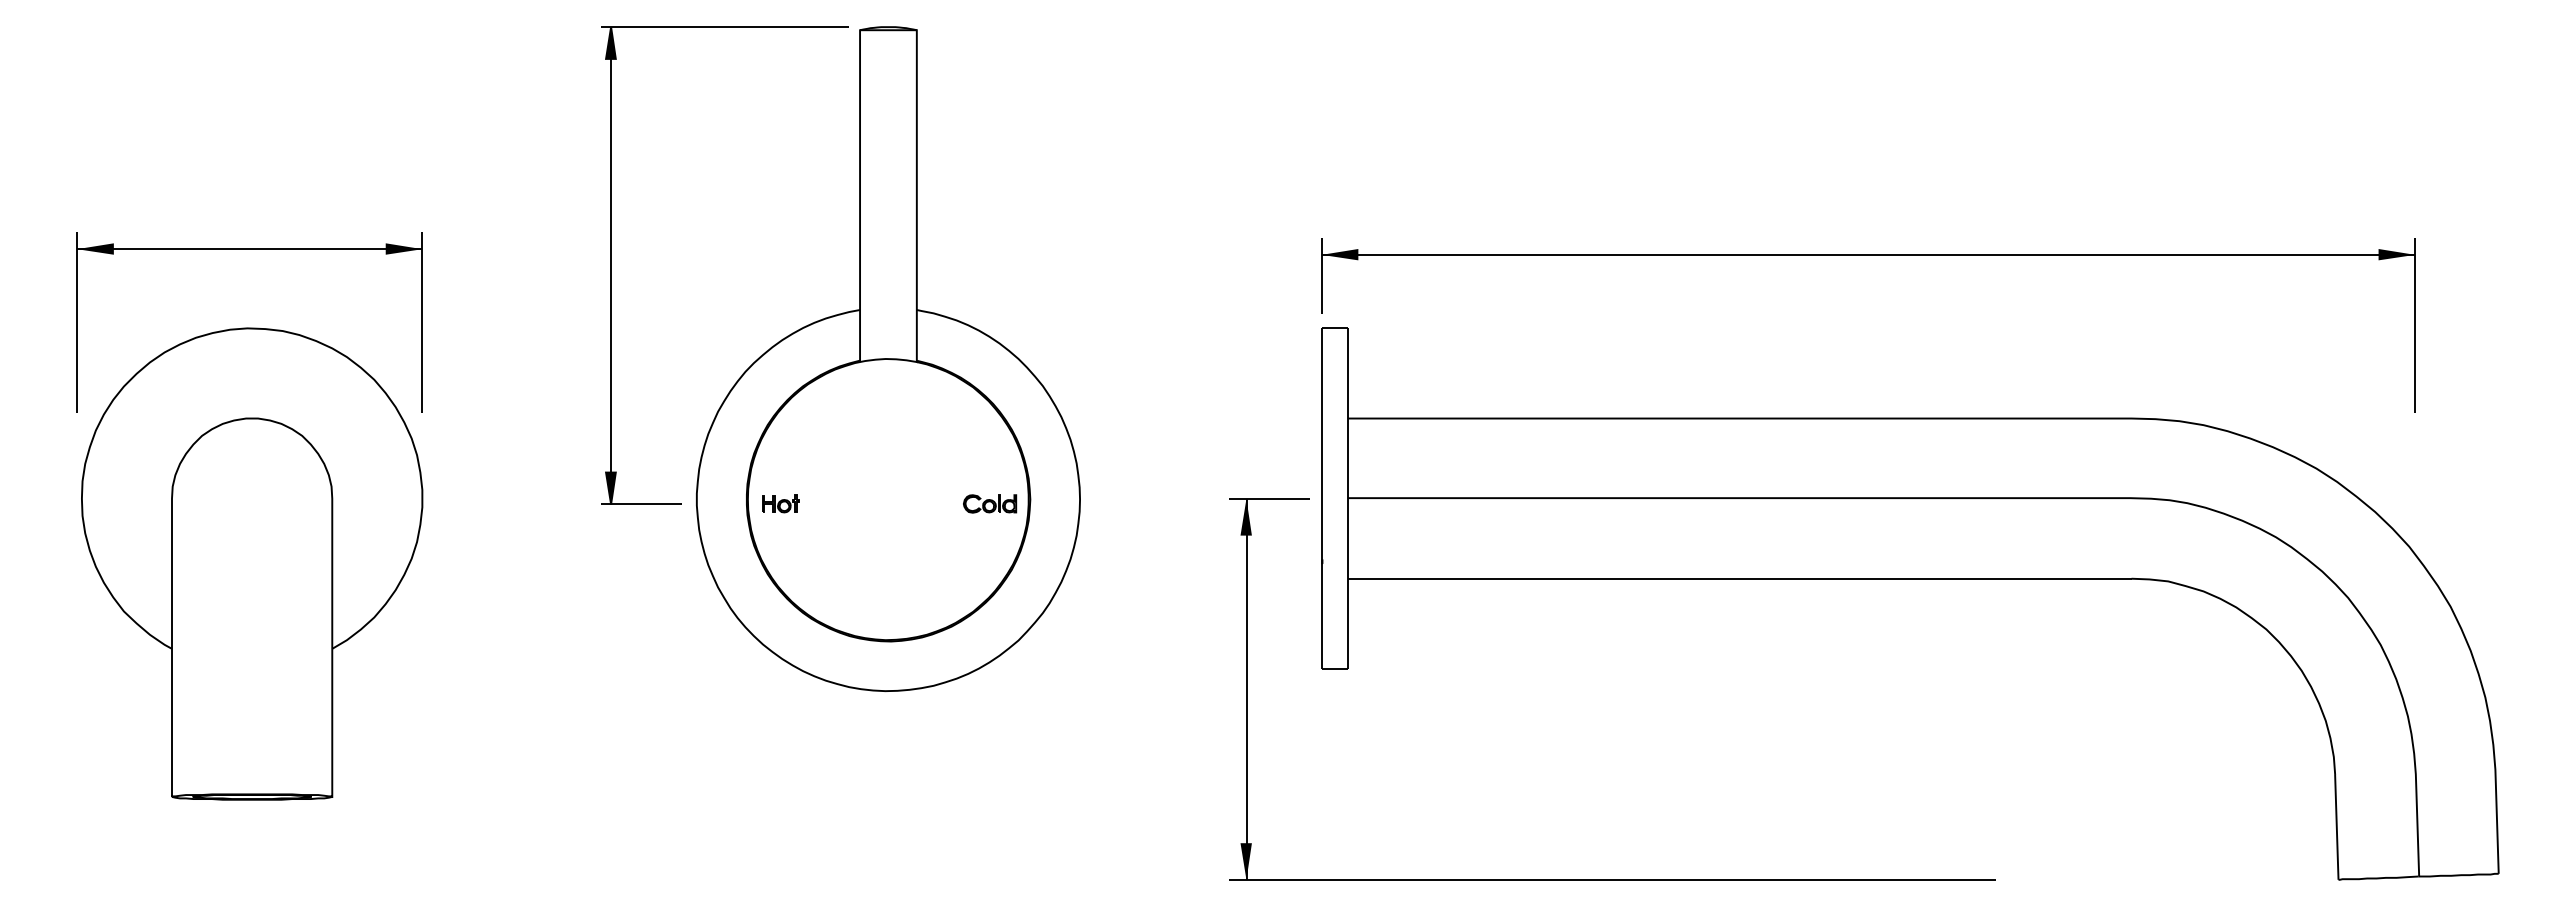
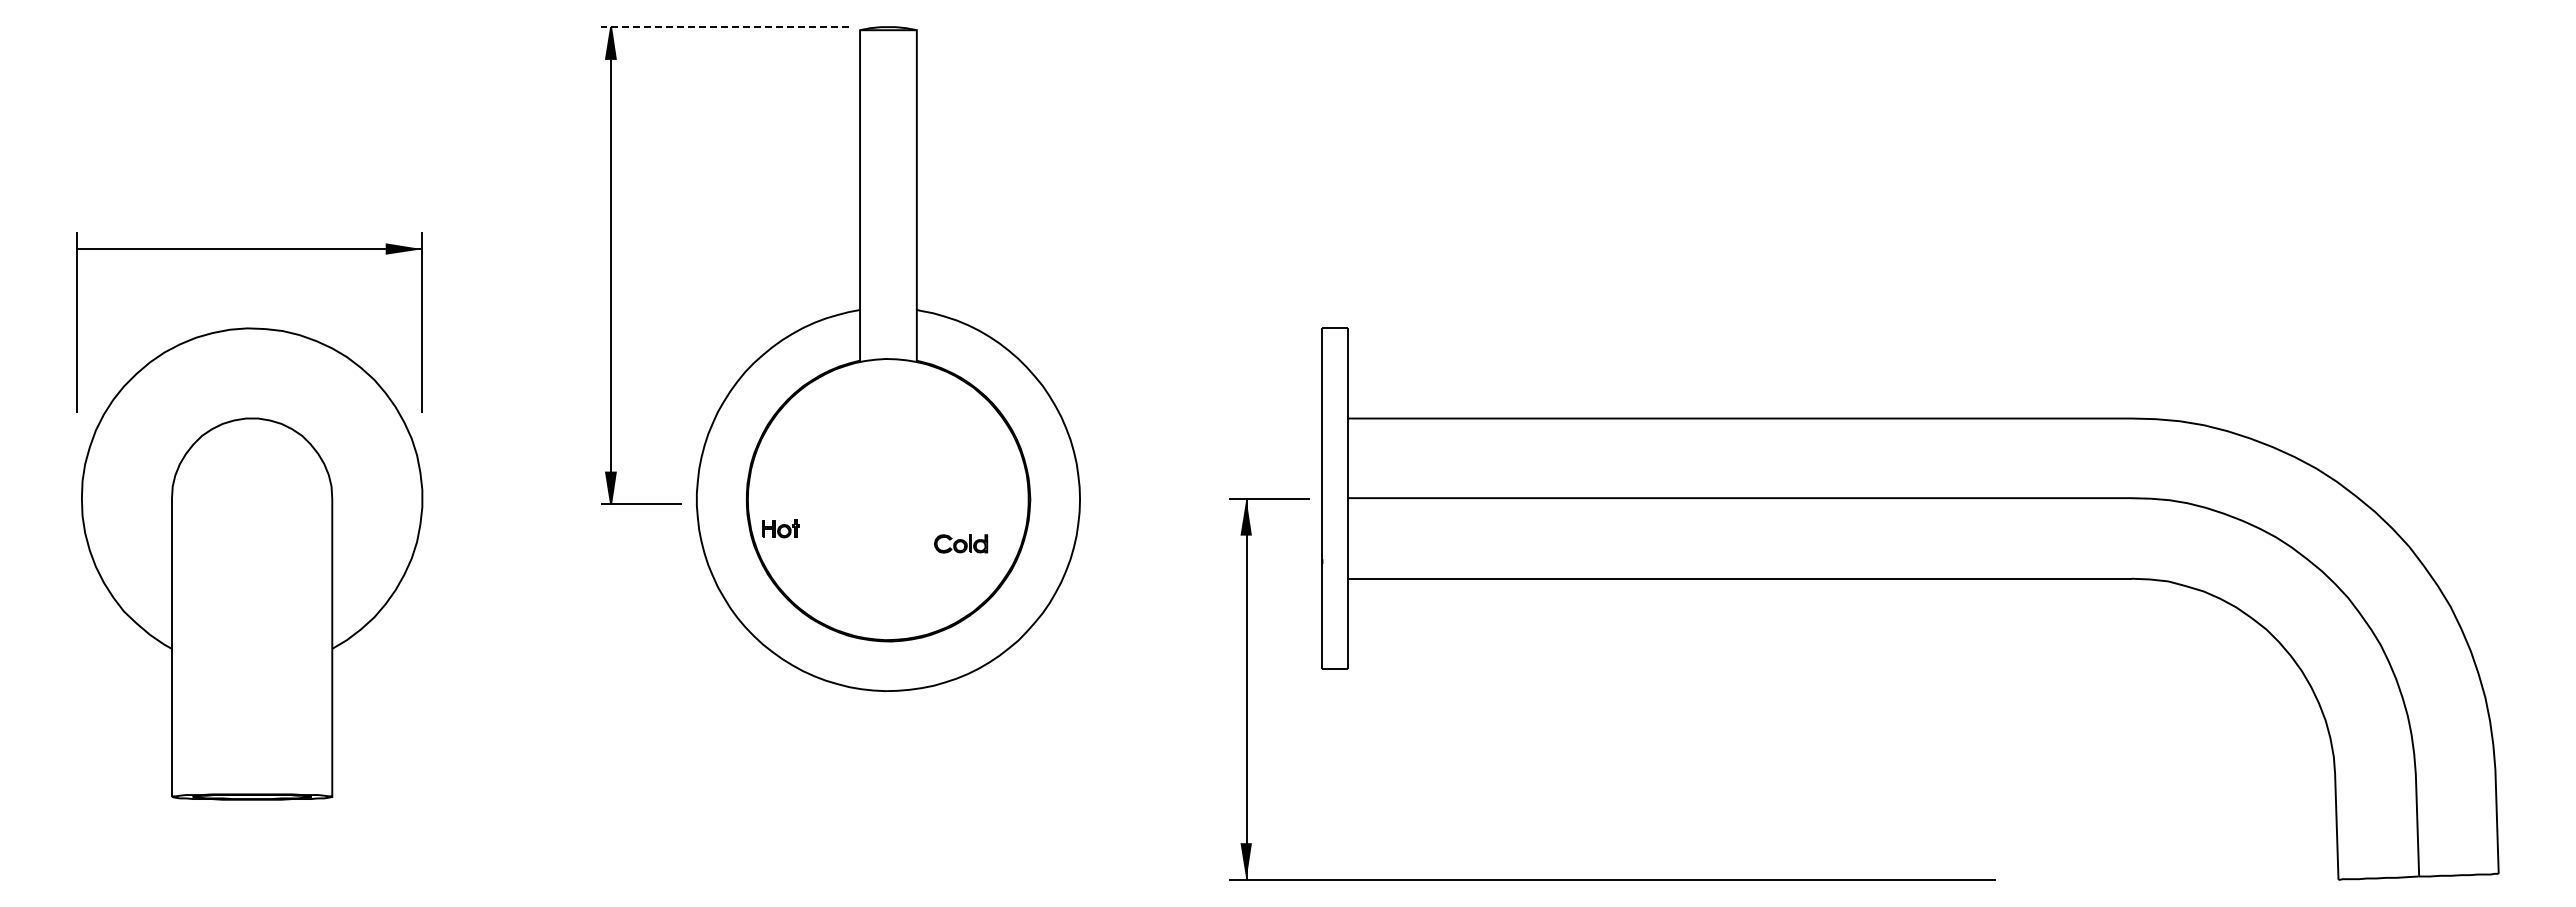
line: solid -> dashed (725, 27)
fill: present -> none (95, 248)
part: present -> none (1868, 255)
part position: (780, 503) -> (780, 528) (780, 528)
part position: (990, 503) -> (961, 543) (961, 543)
